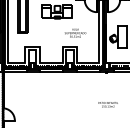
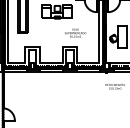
text position: (107, 104) -> (114, 86) (114, 86)
